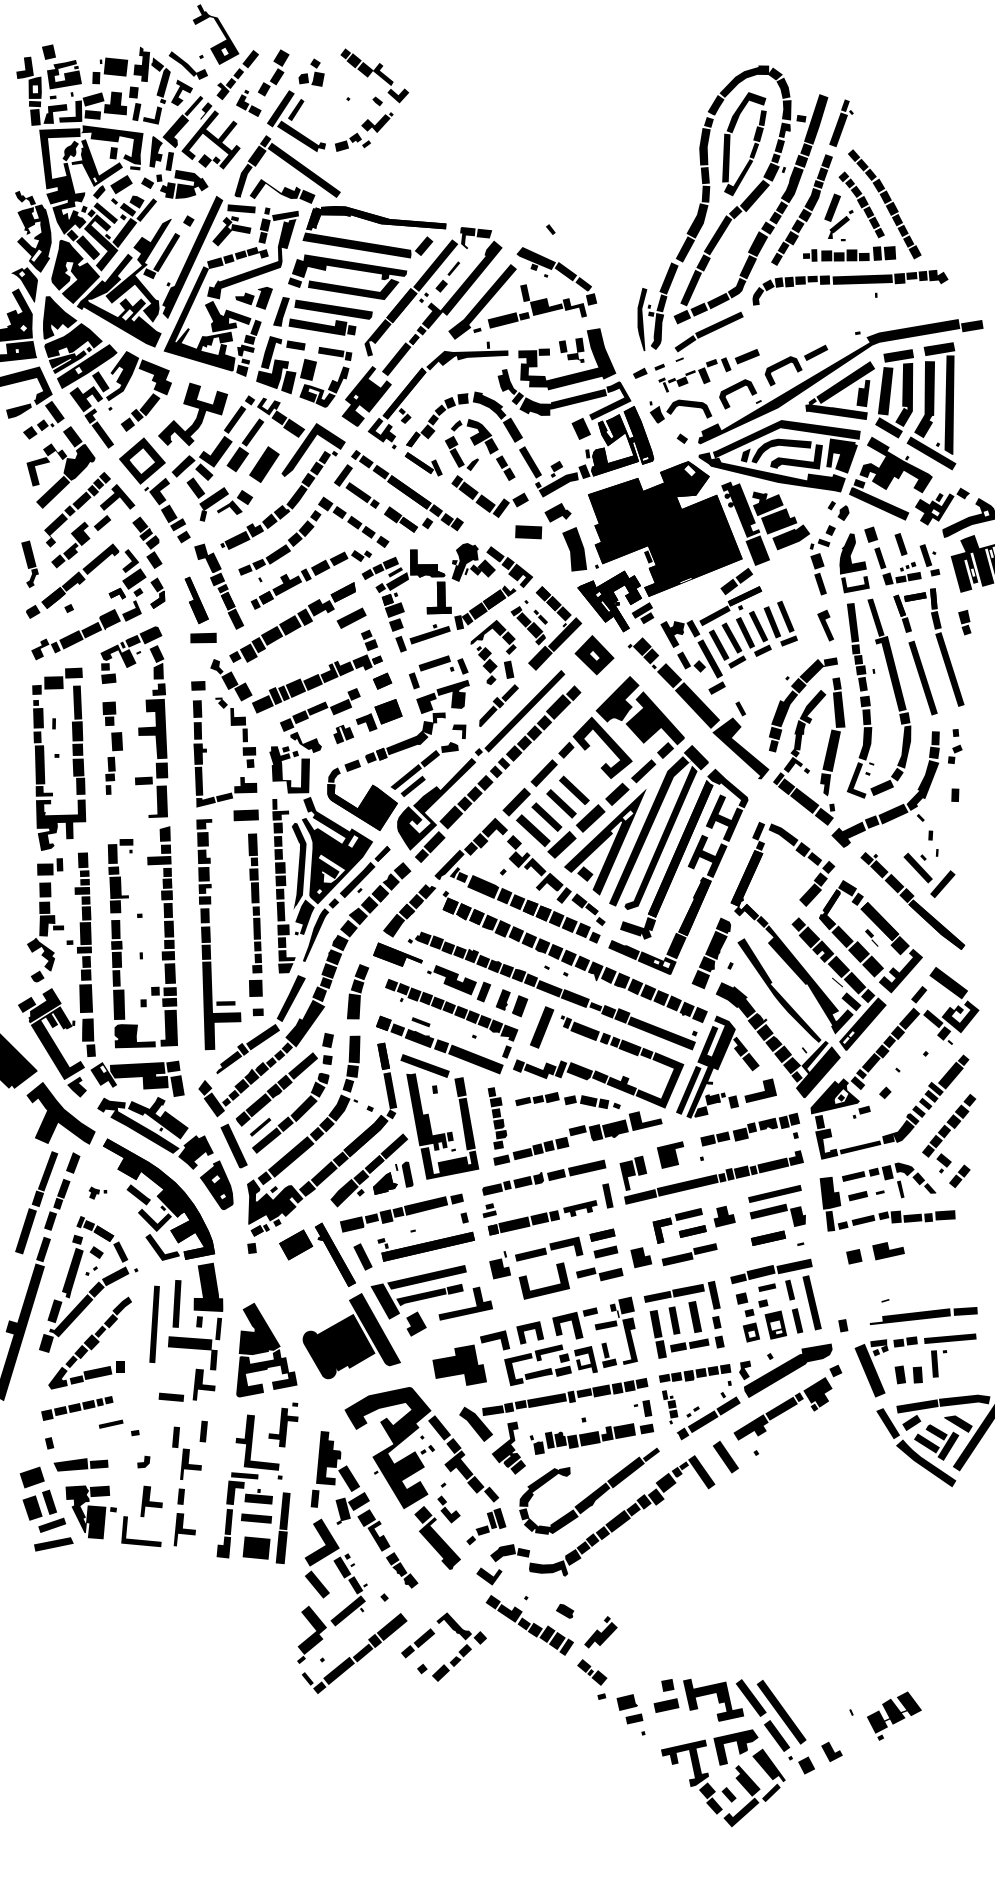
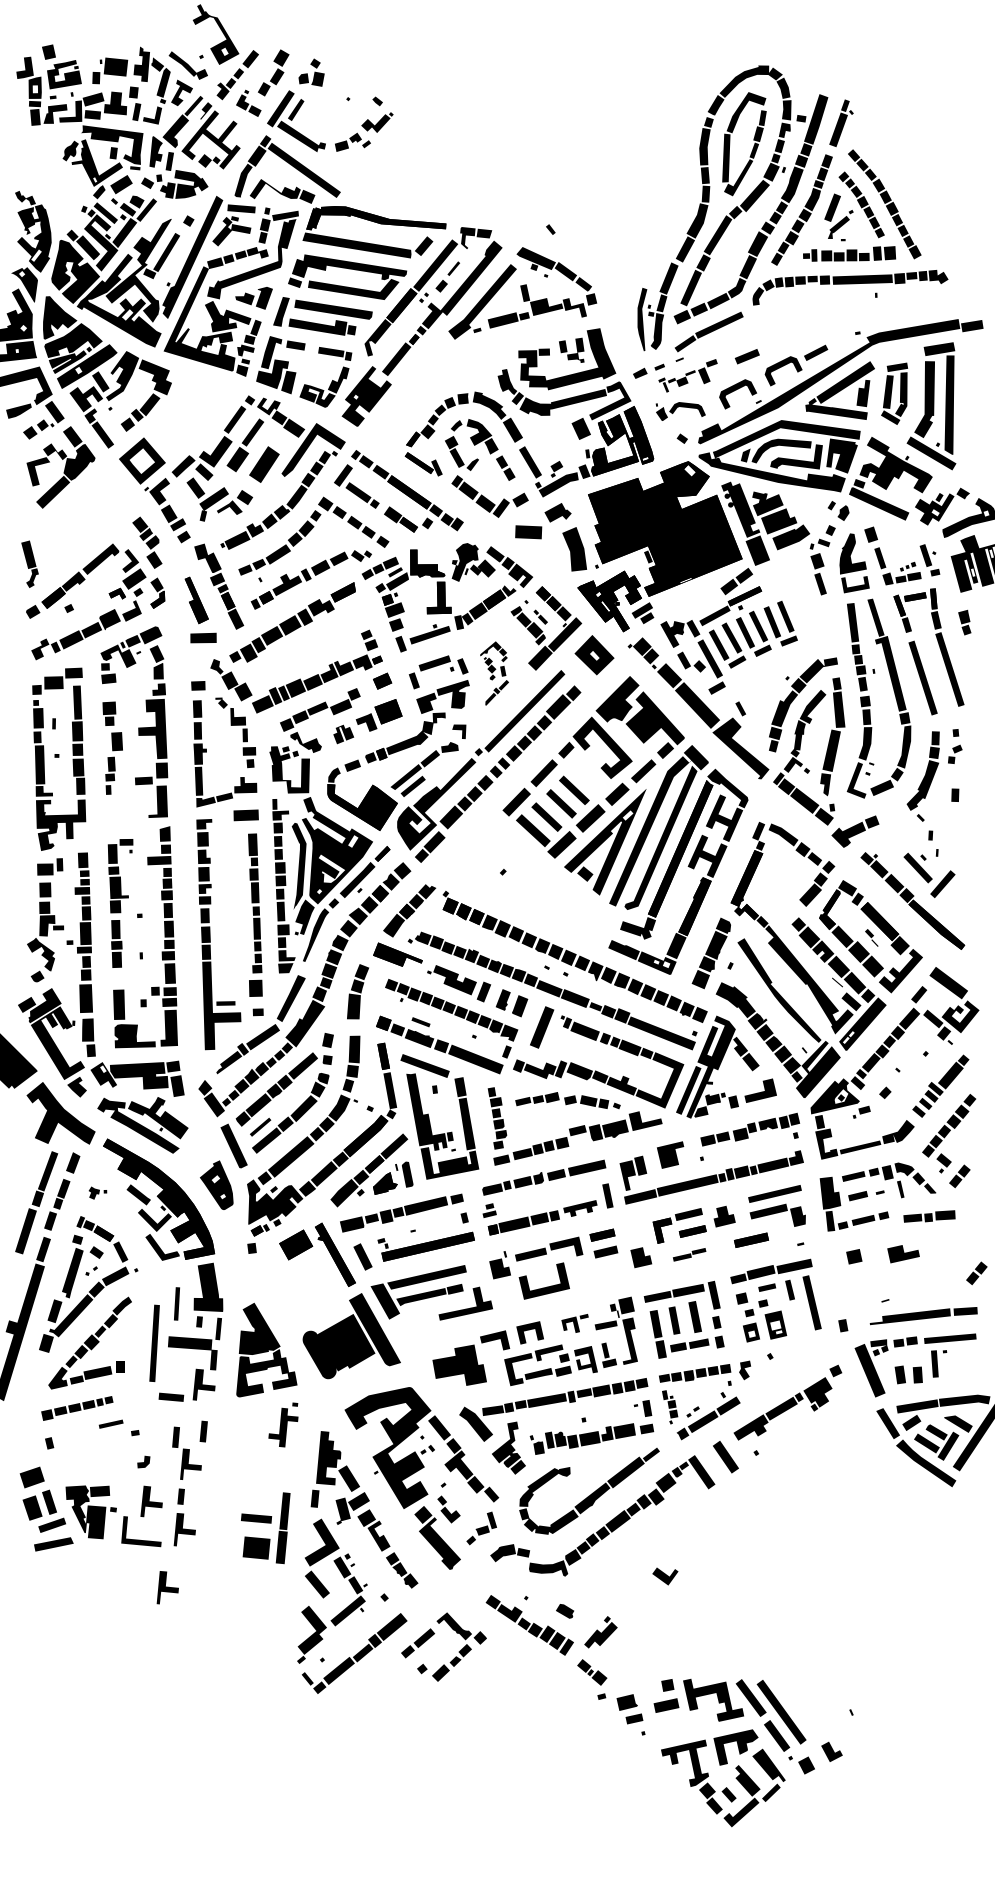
part: present -> none (374, 75)
fill: present -> none (62, 181)
fill: present -> none (725, 364)
fill: present -> none (308, 369)
part: present -> none (419, 381)
part size: 39x90 px -> 28x63 px (894, 393)
part size: 63x25 px -> 51x19 px (680, 411)
fill: present -> none (192, 414)
part: present -> none (89, 520)
part: present -> none (900, 544)
part: present -> none (351, 617)
fill: present -> none (825, 625)
part size: 49x107 px -> 29x65 px (494, 673)
fill: present -> none (893, 813)
part: present -> none (519, 867)
fill: present -> none (116, 978)
fill: present -> none (912, 1119)
fill: present -> none (195, 1152)
fill: present -> none (895, 1216)
part position: (768, 1237) -> (751, 1239) (751, 1239)
part position: (888, 1251) -> (903, 1254) (903, 1254)
part size: 57x24 px -> 34x14 px (689, 1254)
part: none -> present (976, 1273)
part: present -> none (599, 1274)
part size: 10x48 px -> 6x34 px (176, 1303)
part: present -> none (797, 1320)
part position: (154, 1323) -> (154, 1342) (154, 1342)
part: present -> none (416, 1323)
part size: 46x33 px -> 28x19 px (574, 1323)
fill: present -> none (787, 1370)
part: present -> none (80, 1464)
part: present -> none (249, 1486)
fill: present -> none (499, 1518)
part position: (489, 1576) -> (665, 1576) (665, 1576)
part: none -> present (167, 1587)
part: present -> none (894, 1715)
